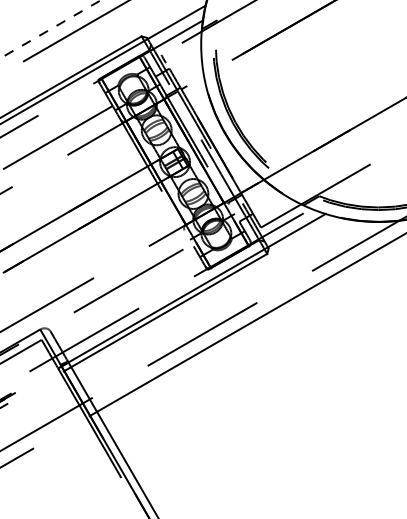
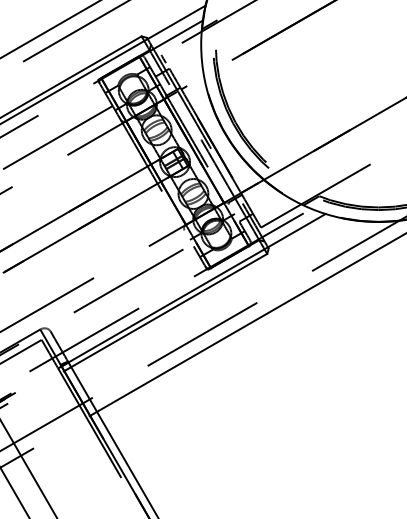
line: dashed -> solid (50, 29)
line: none -> present (28, 468)
line: none -> present (14, 493)
